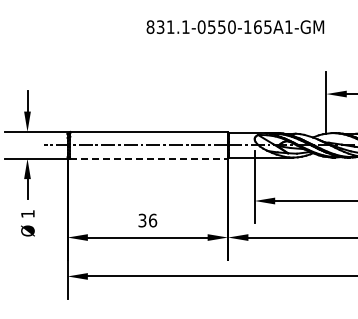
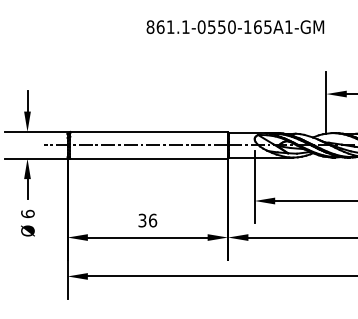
text: 831.1-0550-165A1-GM -> 861.1-0550-165A1-GM (160, 26)
line: dashed -> solid (149, 158)
text: 1 -> 6 (27, 213)
